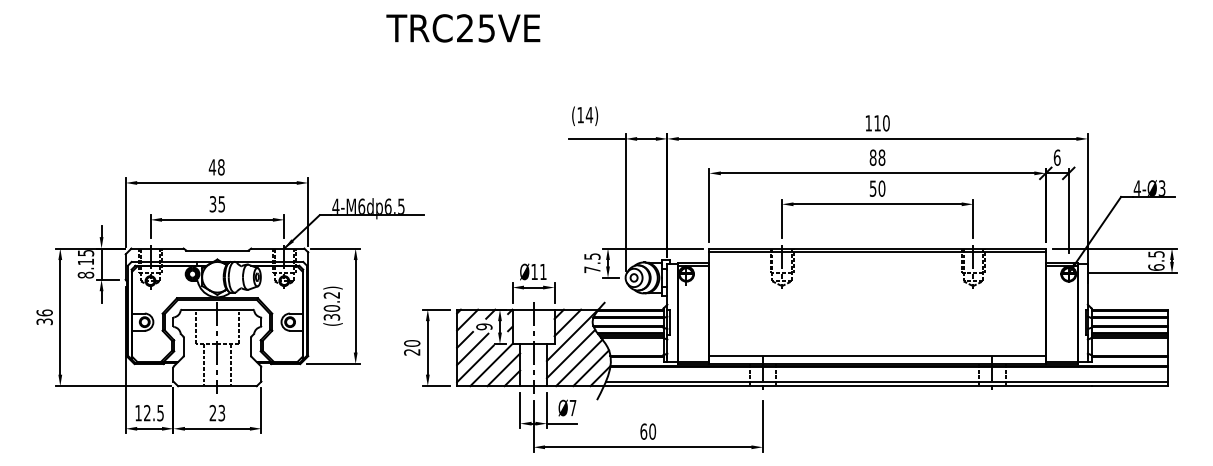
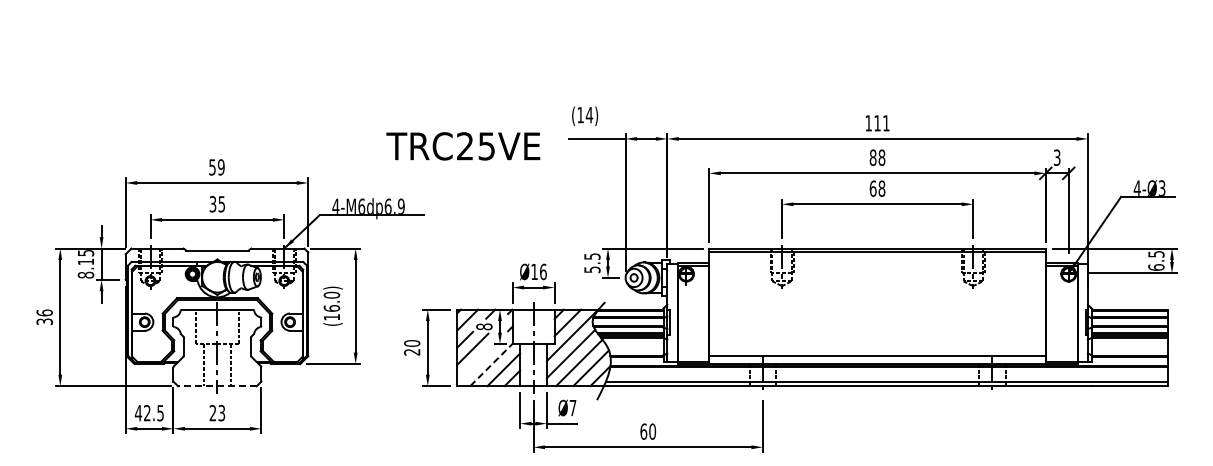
text position: (463, 28) -> (463, 146) (463, 146)
text: 110 -> 111 (886, 123)
text: 6 -> 3 (1056, 157)
text: 48 -> 59 (216, 167)
text: 50 -> 68 (877, 188)
text: 4-M6dp6.5 -> 4-M6dp6.9 (401, 205)
text: 7.5 -> 5.5 (592, 269)
text: Ø11 -> Ø16 (543, 271)
text: (30.2) -> (16.0) (331, 305)
text: 9 -> 8 (484, 326)
line: present -> none (475, 363)
line: solid -> dashed (491, 365)
line: solid -> dashed (216, 386)
text: 12.5 -> 42.5 (138, 413)
